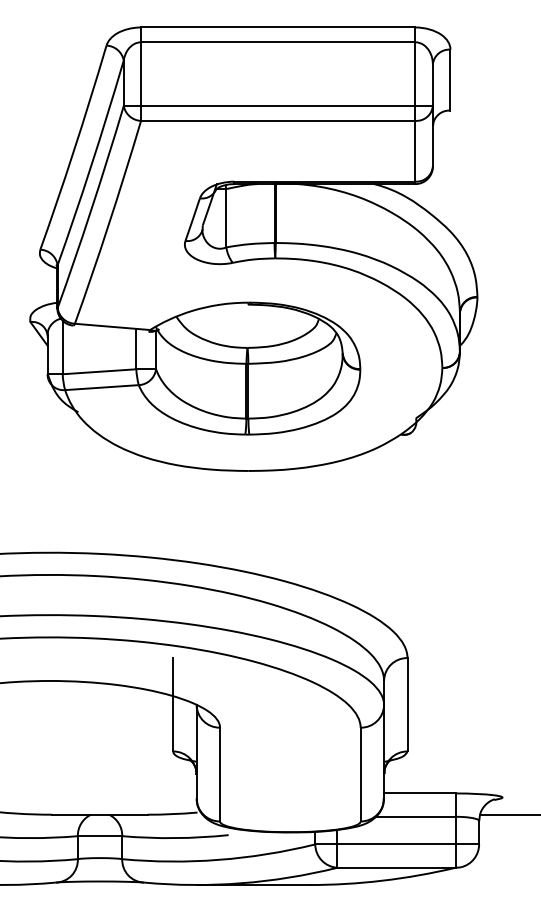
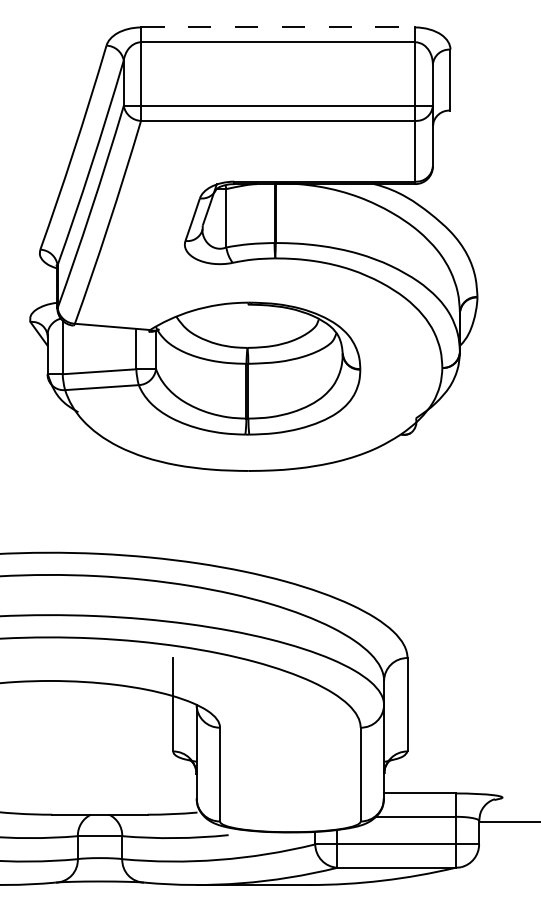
line: solid -> dashed (278, 27)
line position: (508, 814) -> (508, 821) (508, 821)
